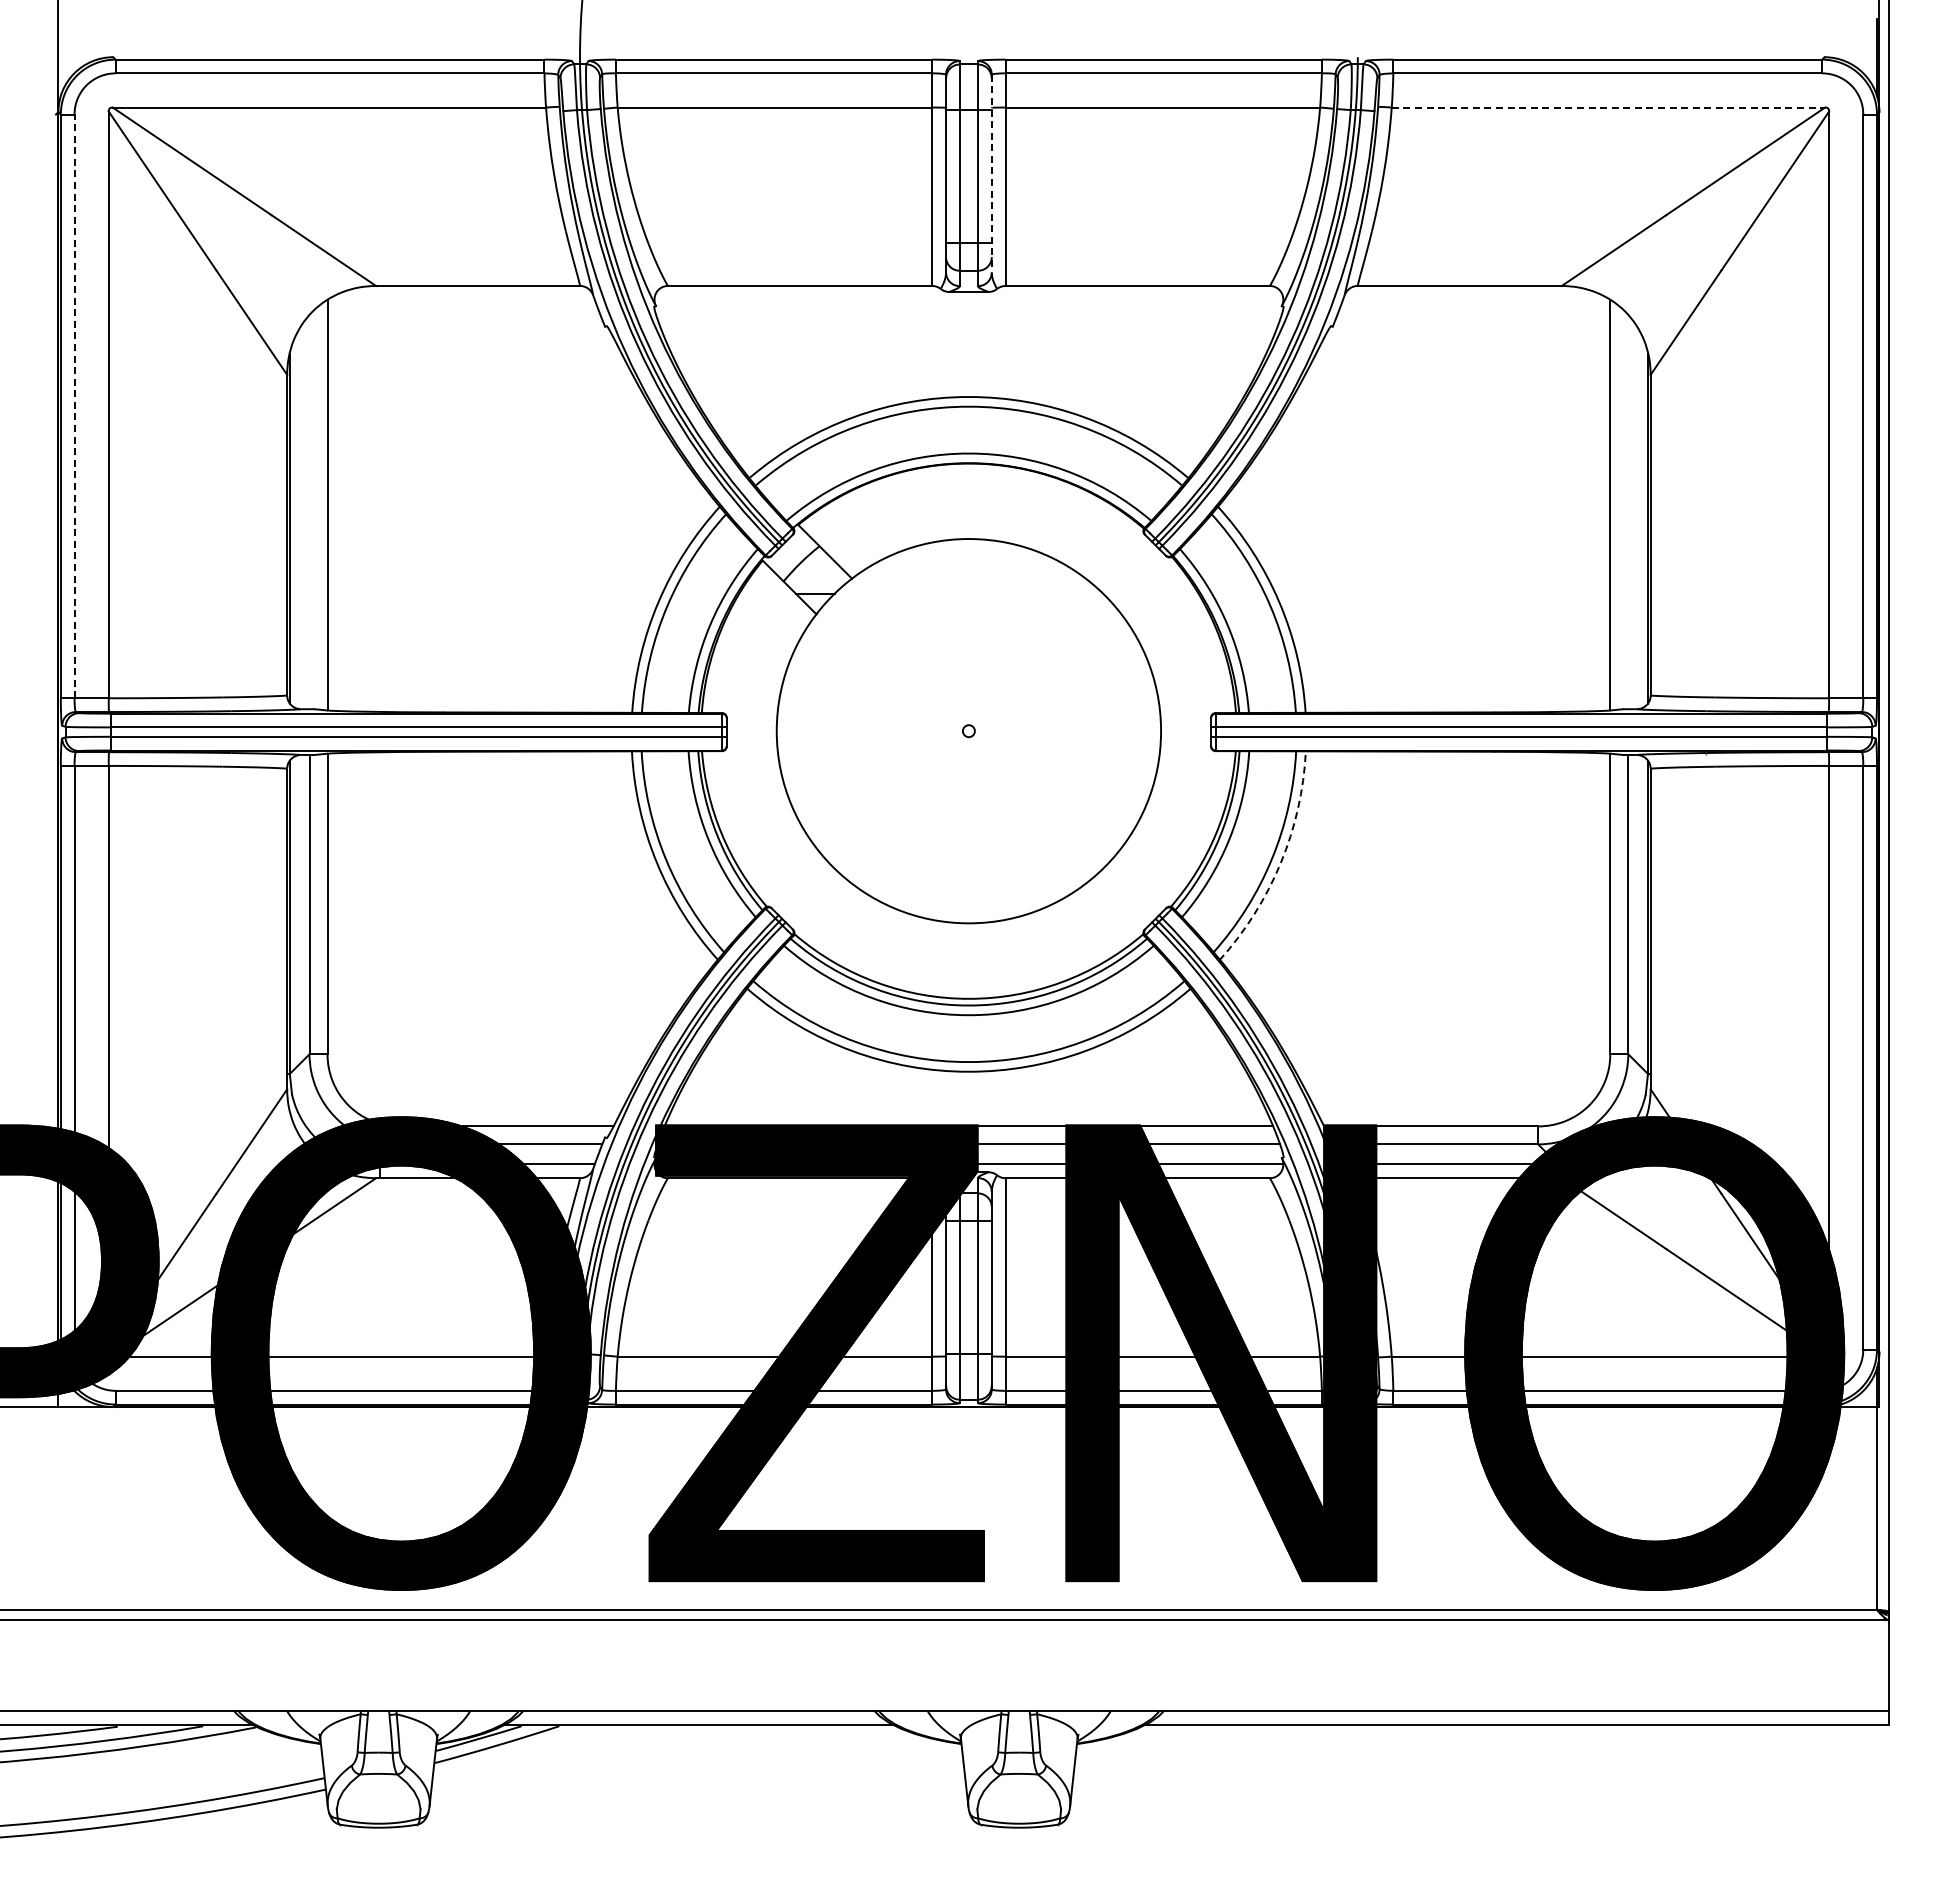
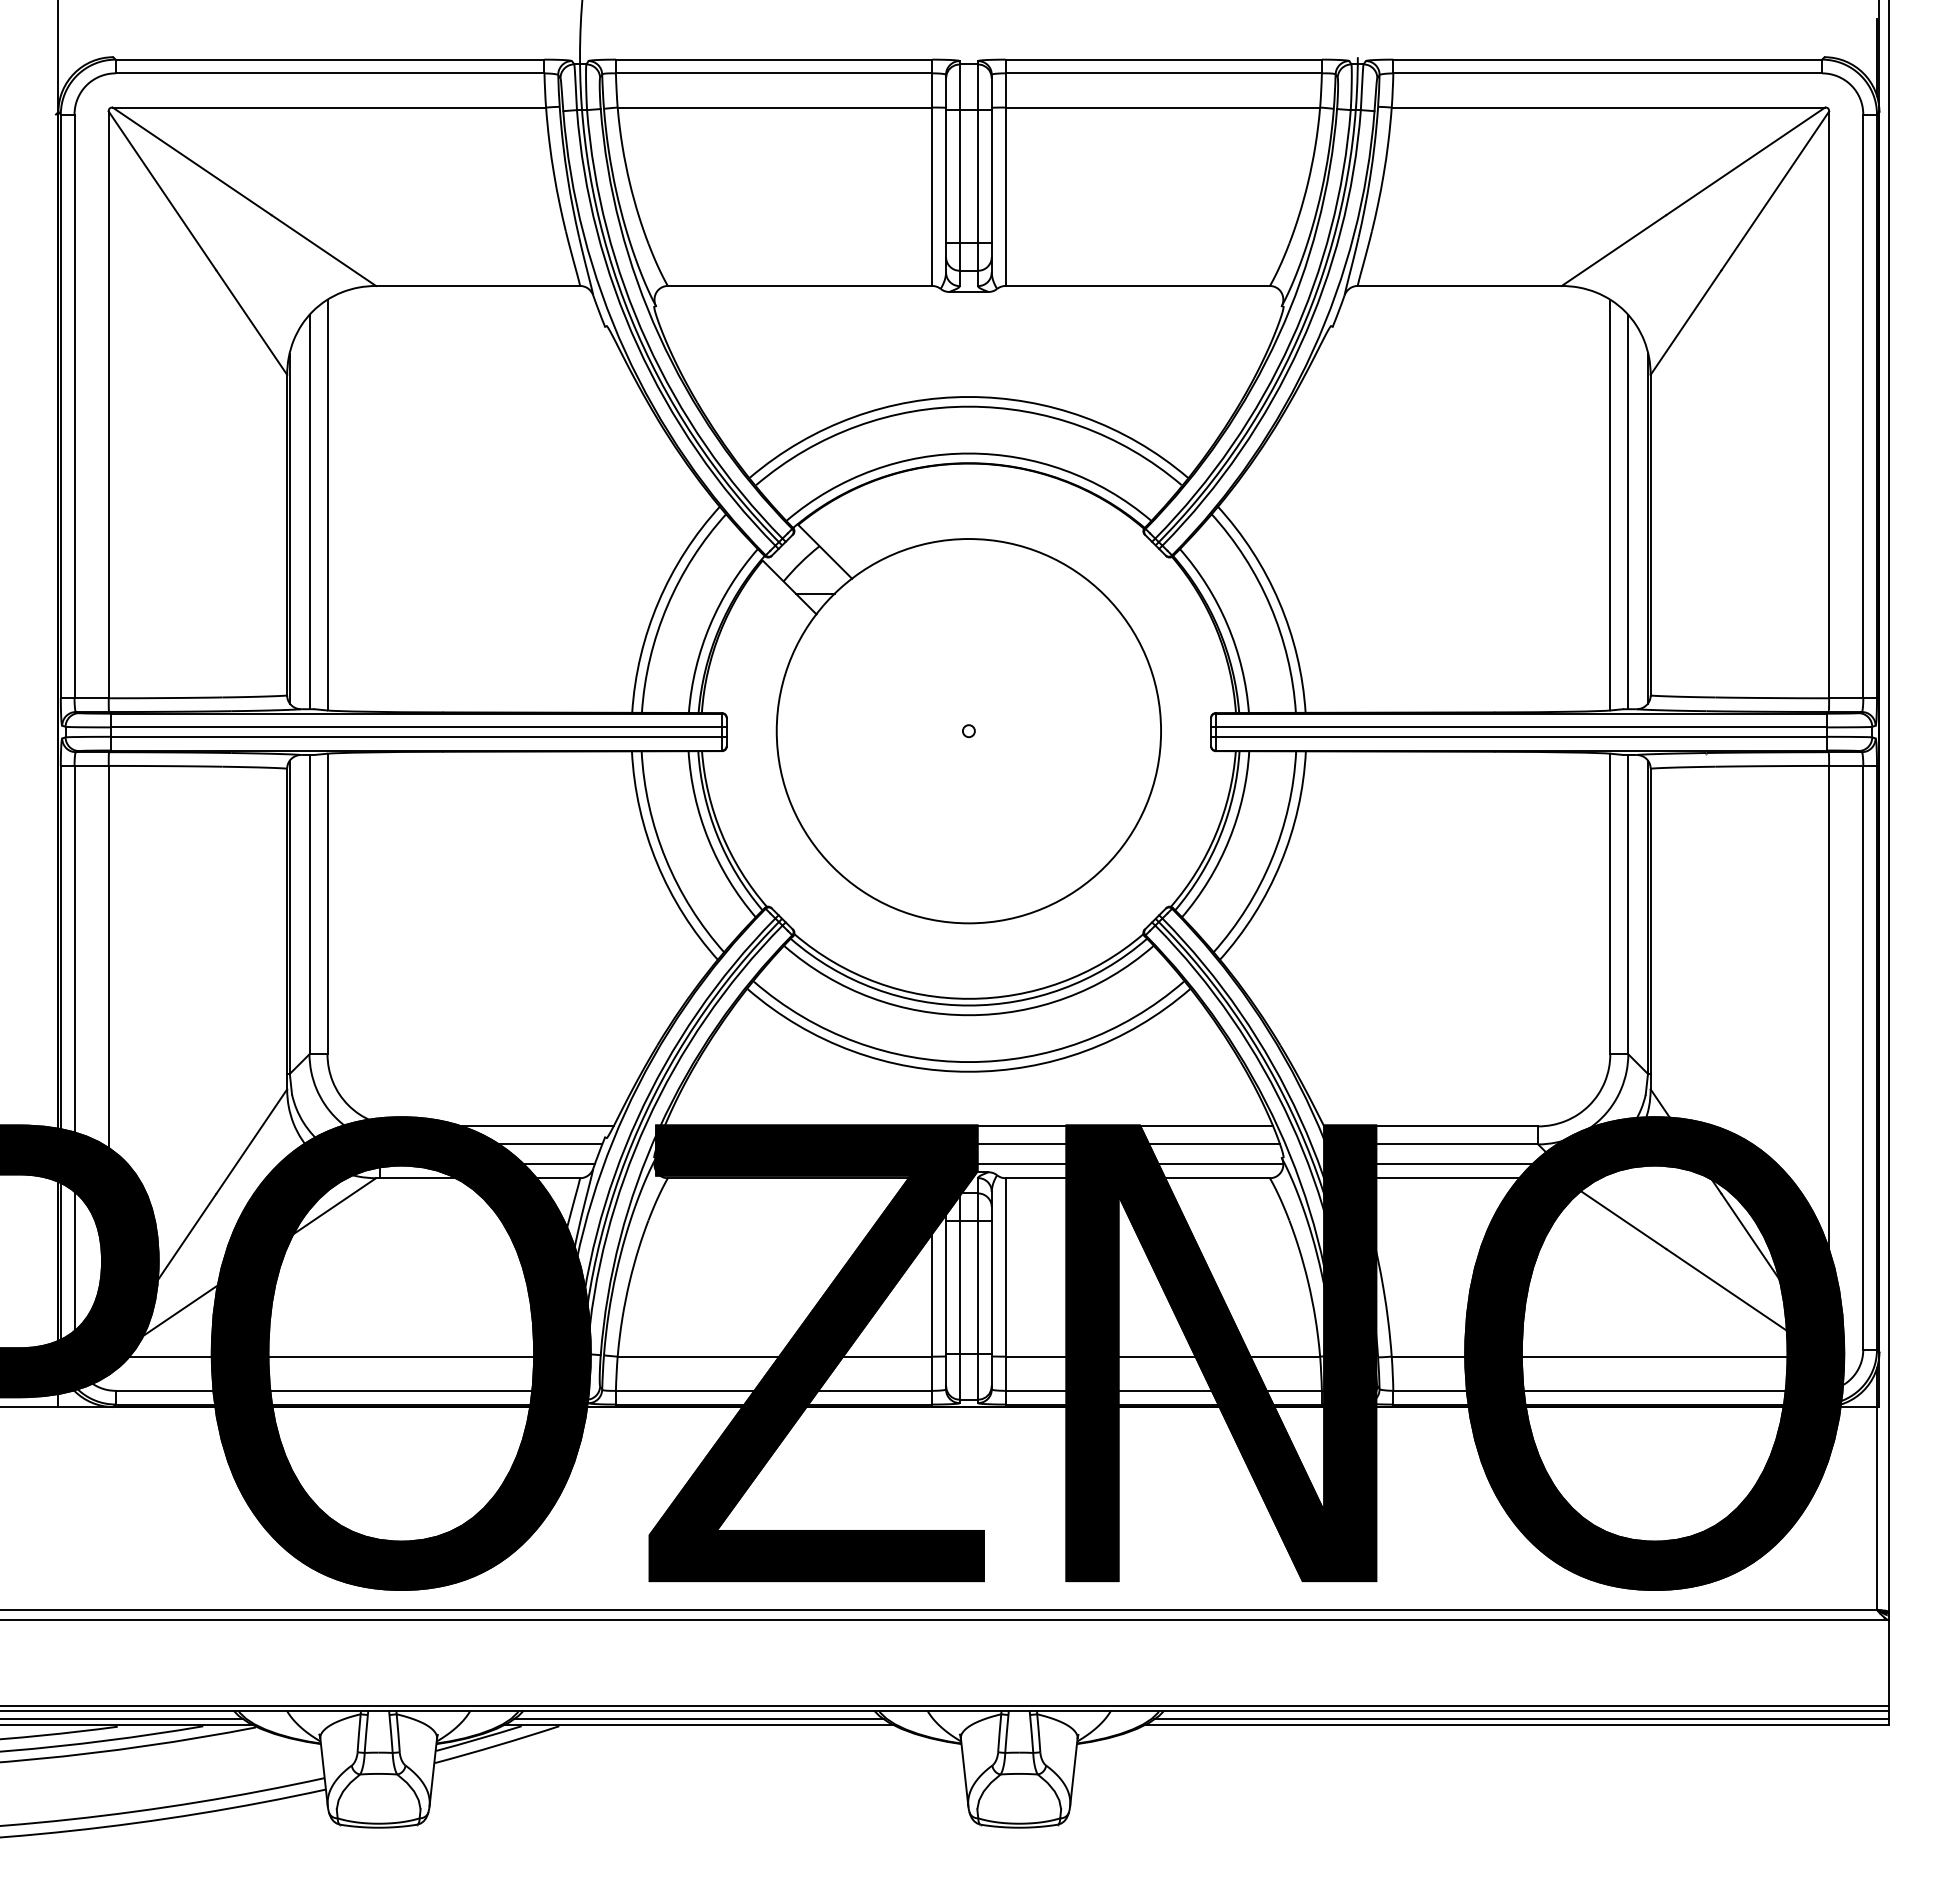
line: dashed -> solid (1608, 107)
line: dashed -> solid (991, 173)
line: dashed -> solid (74, 406)
line: none -> present (309, 512)
line: none -> present (1628, 512)
arc: dashed -> solid (1280, 863)
line: none -> present (945, 1705)
line: none -> present (122, 1719)
line: none -> present (698, 1719)
line: none -> present (1521, 1719)
